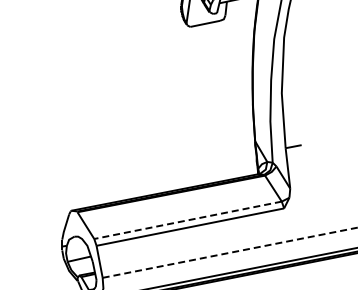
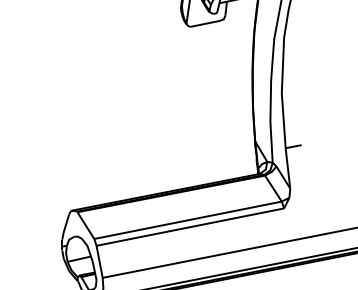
line: dashed -> solid (188, 220)
line: dashed -> solid (230, 252)
